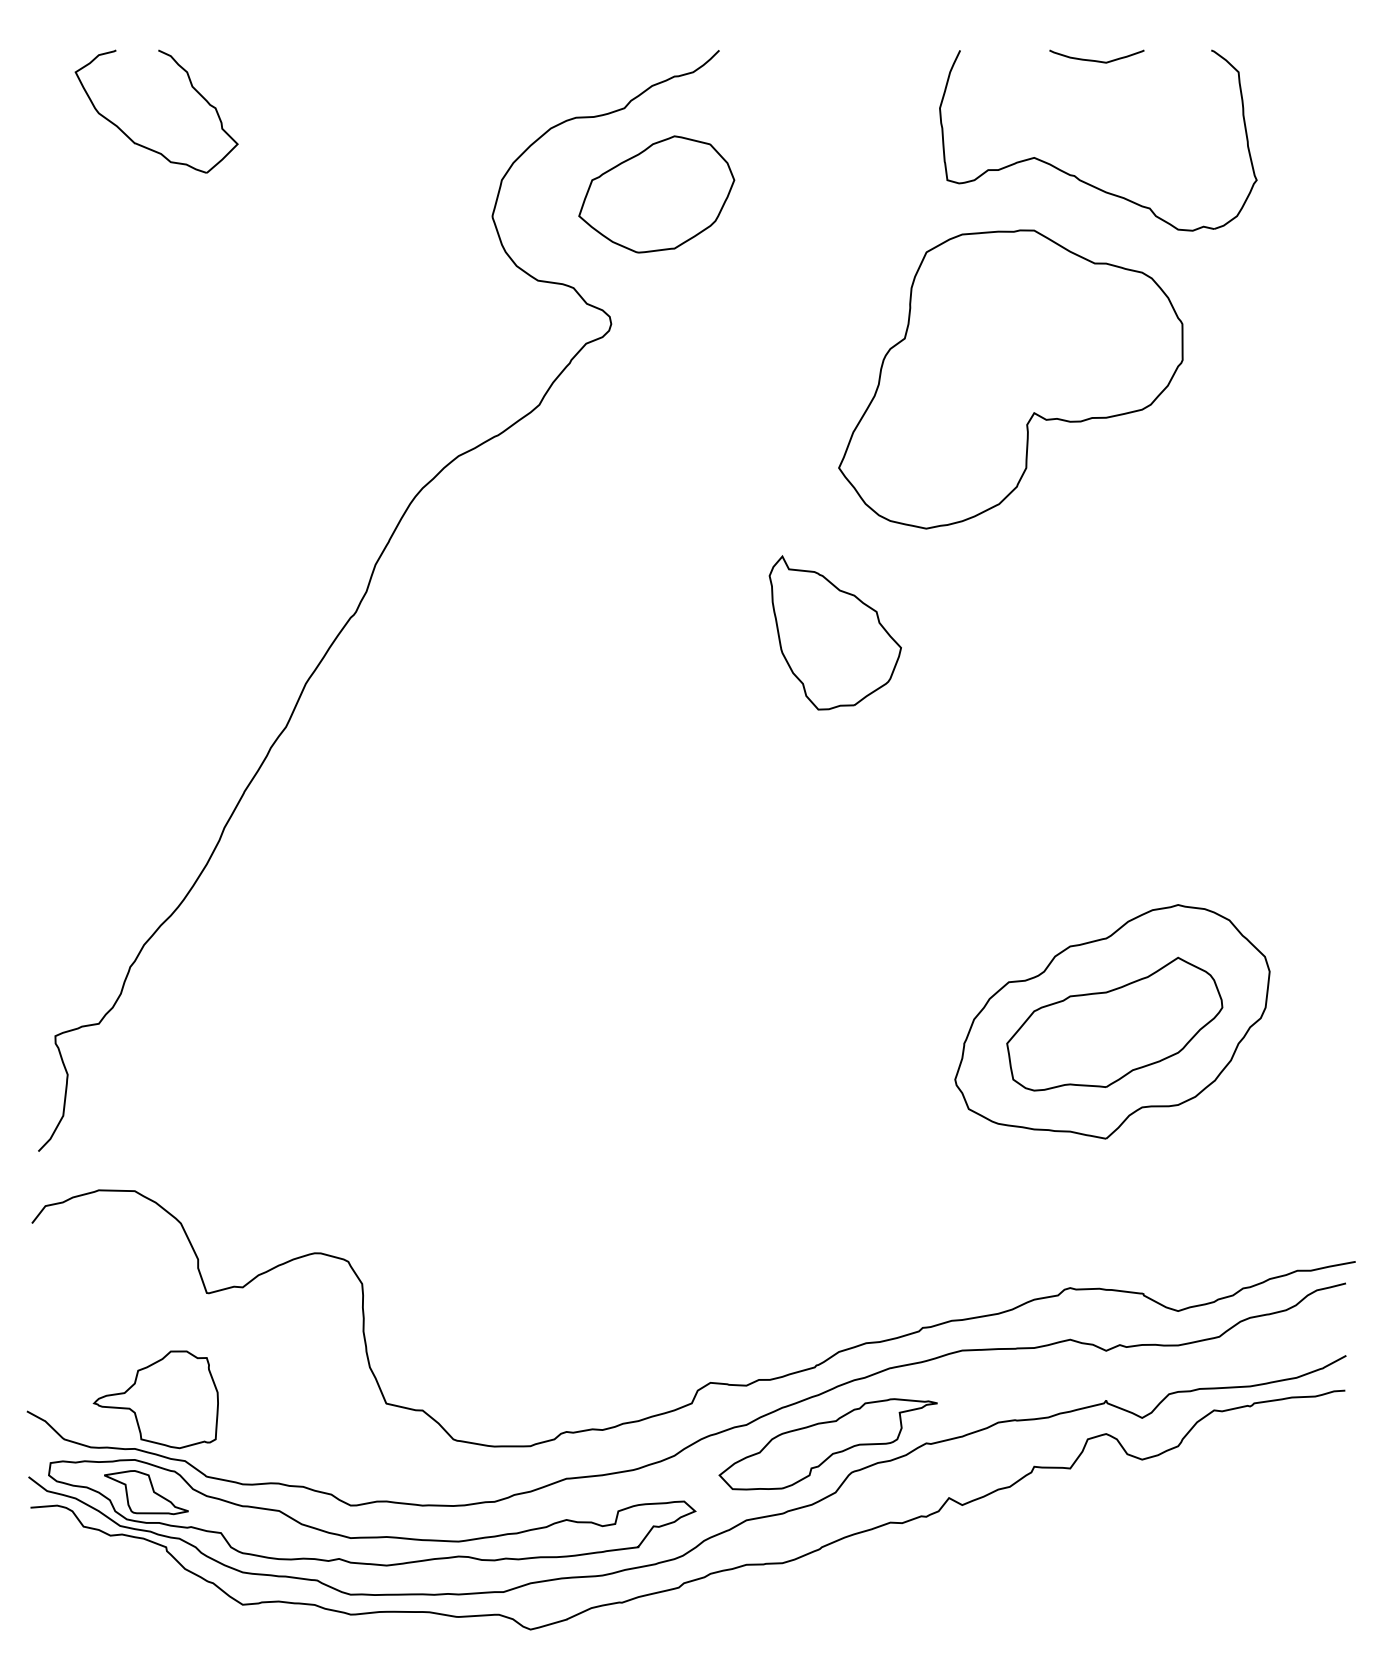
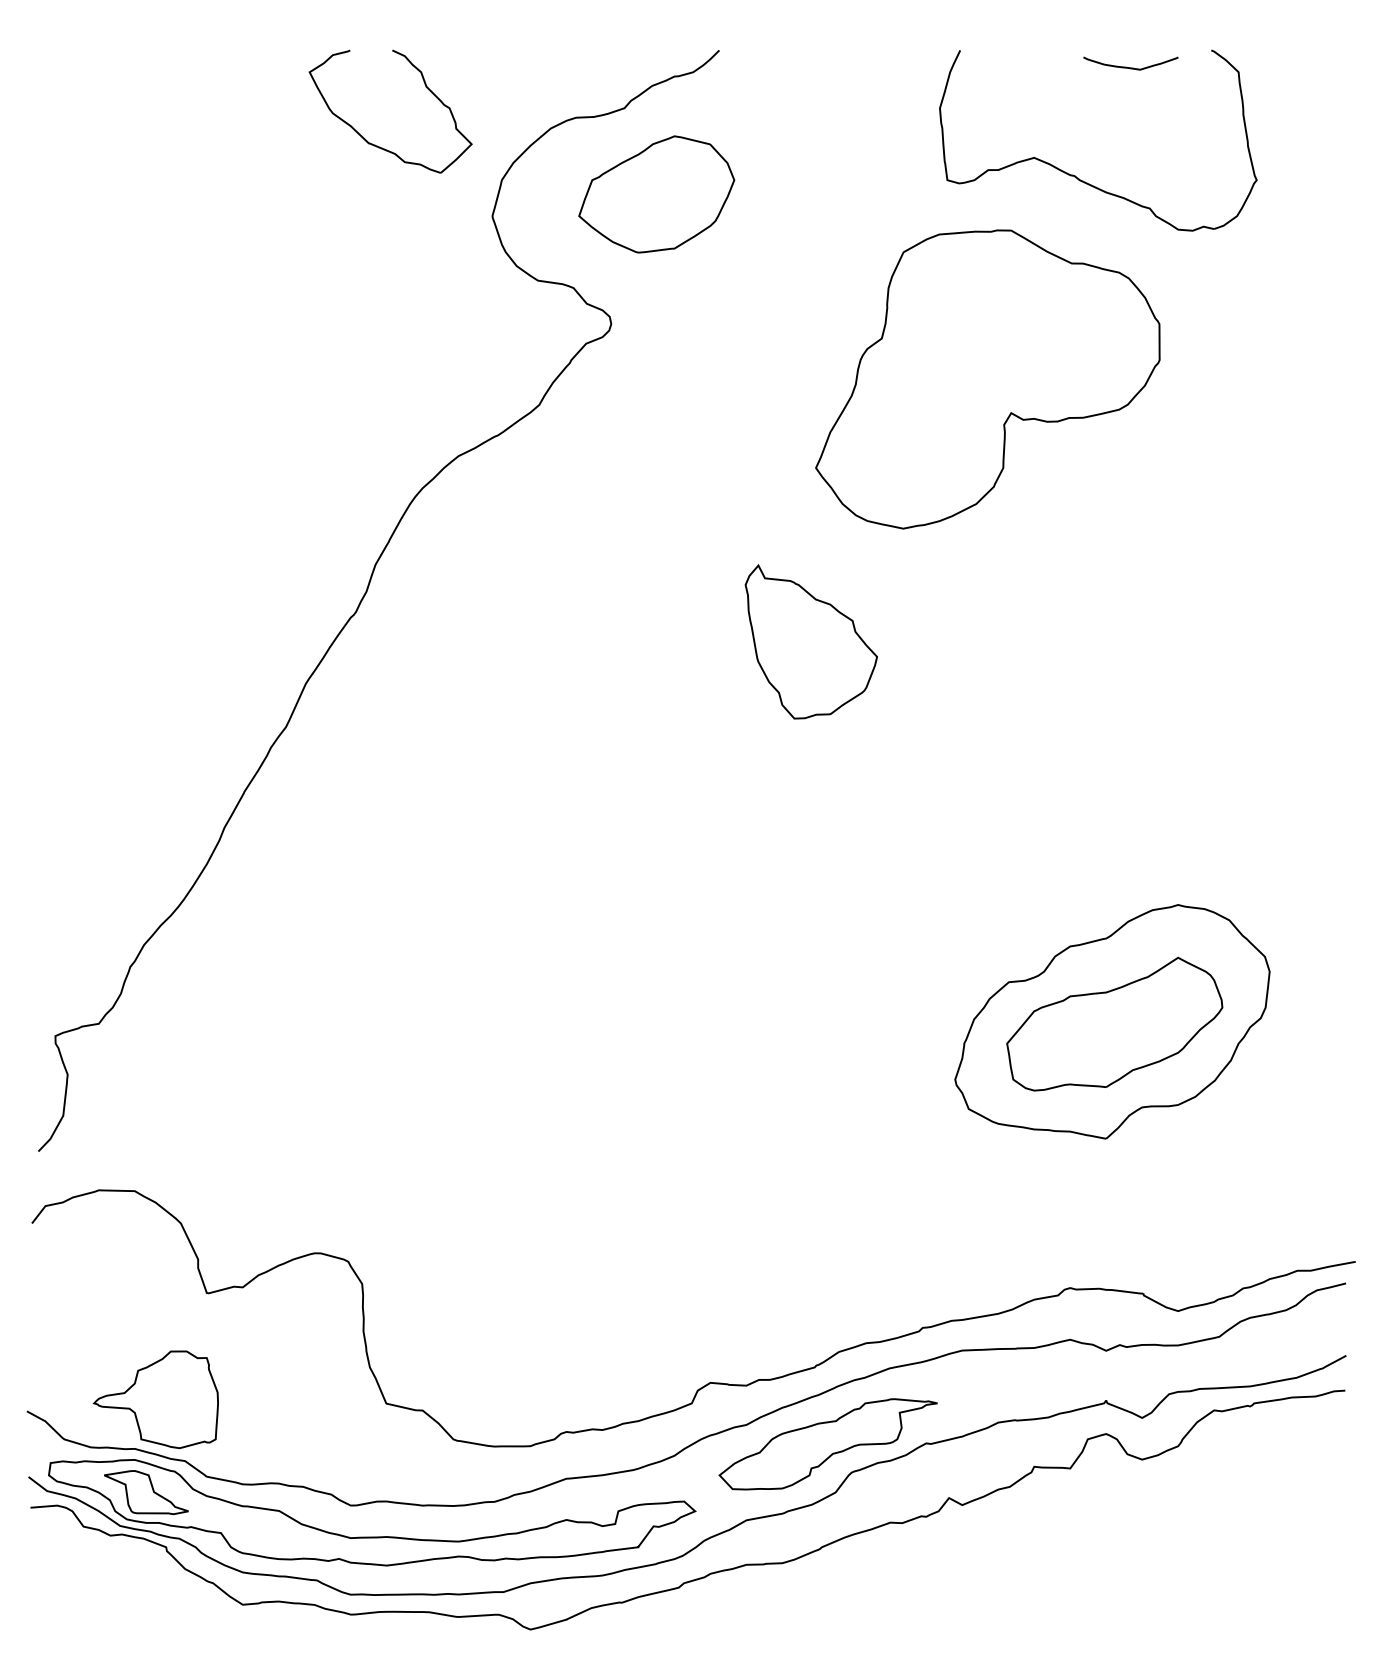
curve position: (1096, 60) -> (1130, 67) (1130, 67)
part position: (141, 144) -> (375, 144) (375, 144)
part position: (1010, 379) -> (987, 379) (987, 379)
part position: (834, 632) -> (810, 641) (810, 641)
